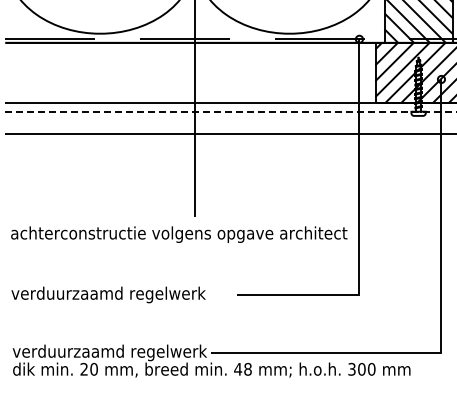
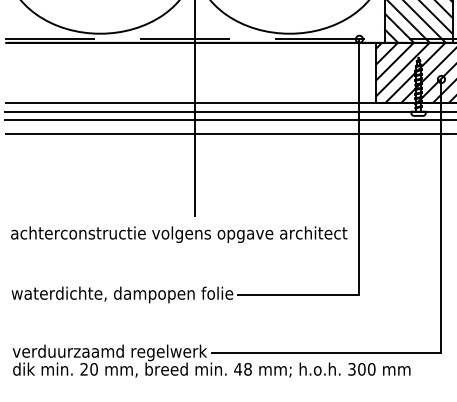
line: dashed -> solid (231, 111)
line: none -> present (229, 119)
text: verduurzaamd regelwerk -> waterdichte, dampopen folie (122, 294)
